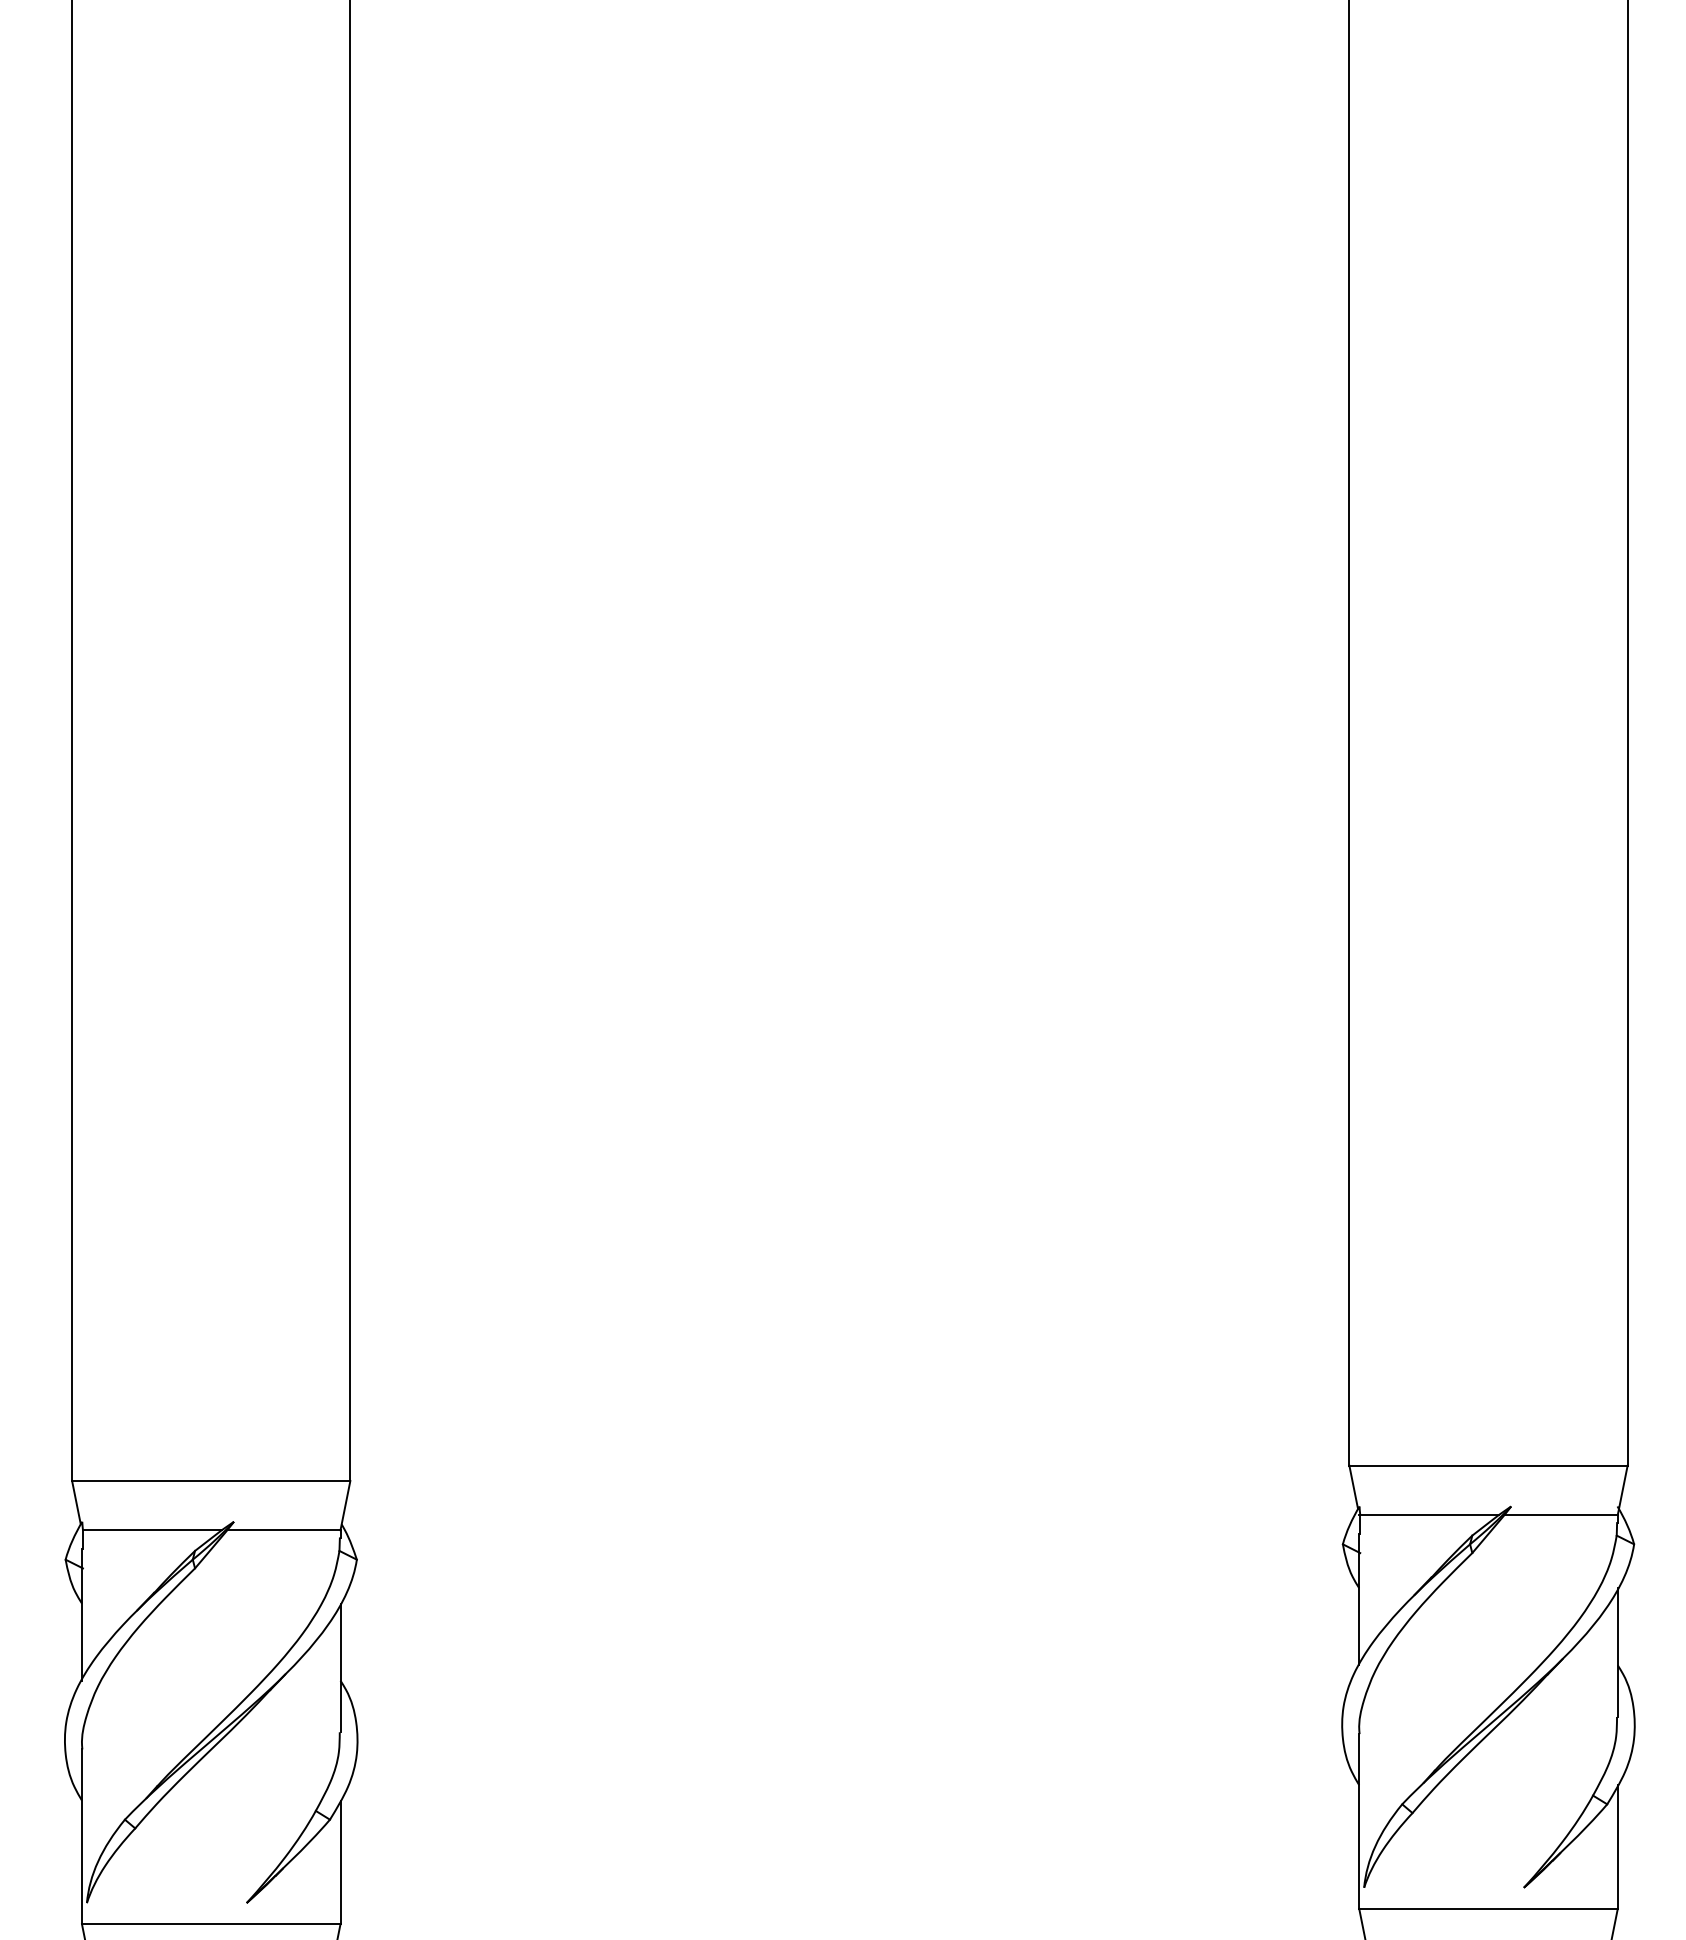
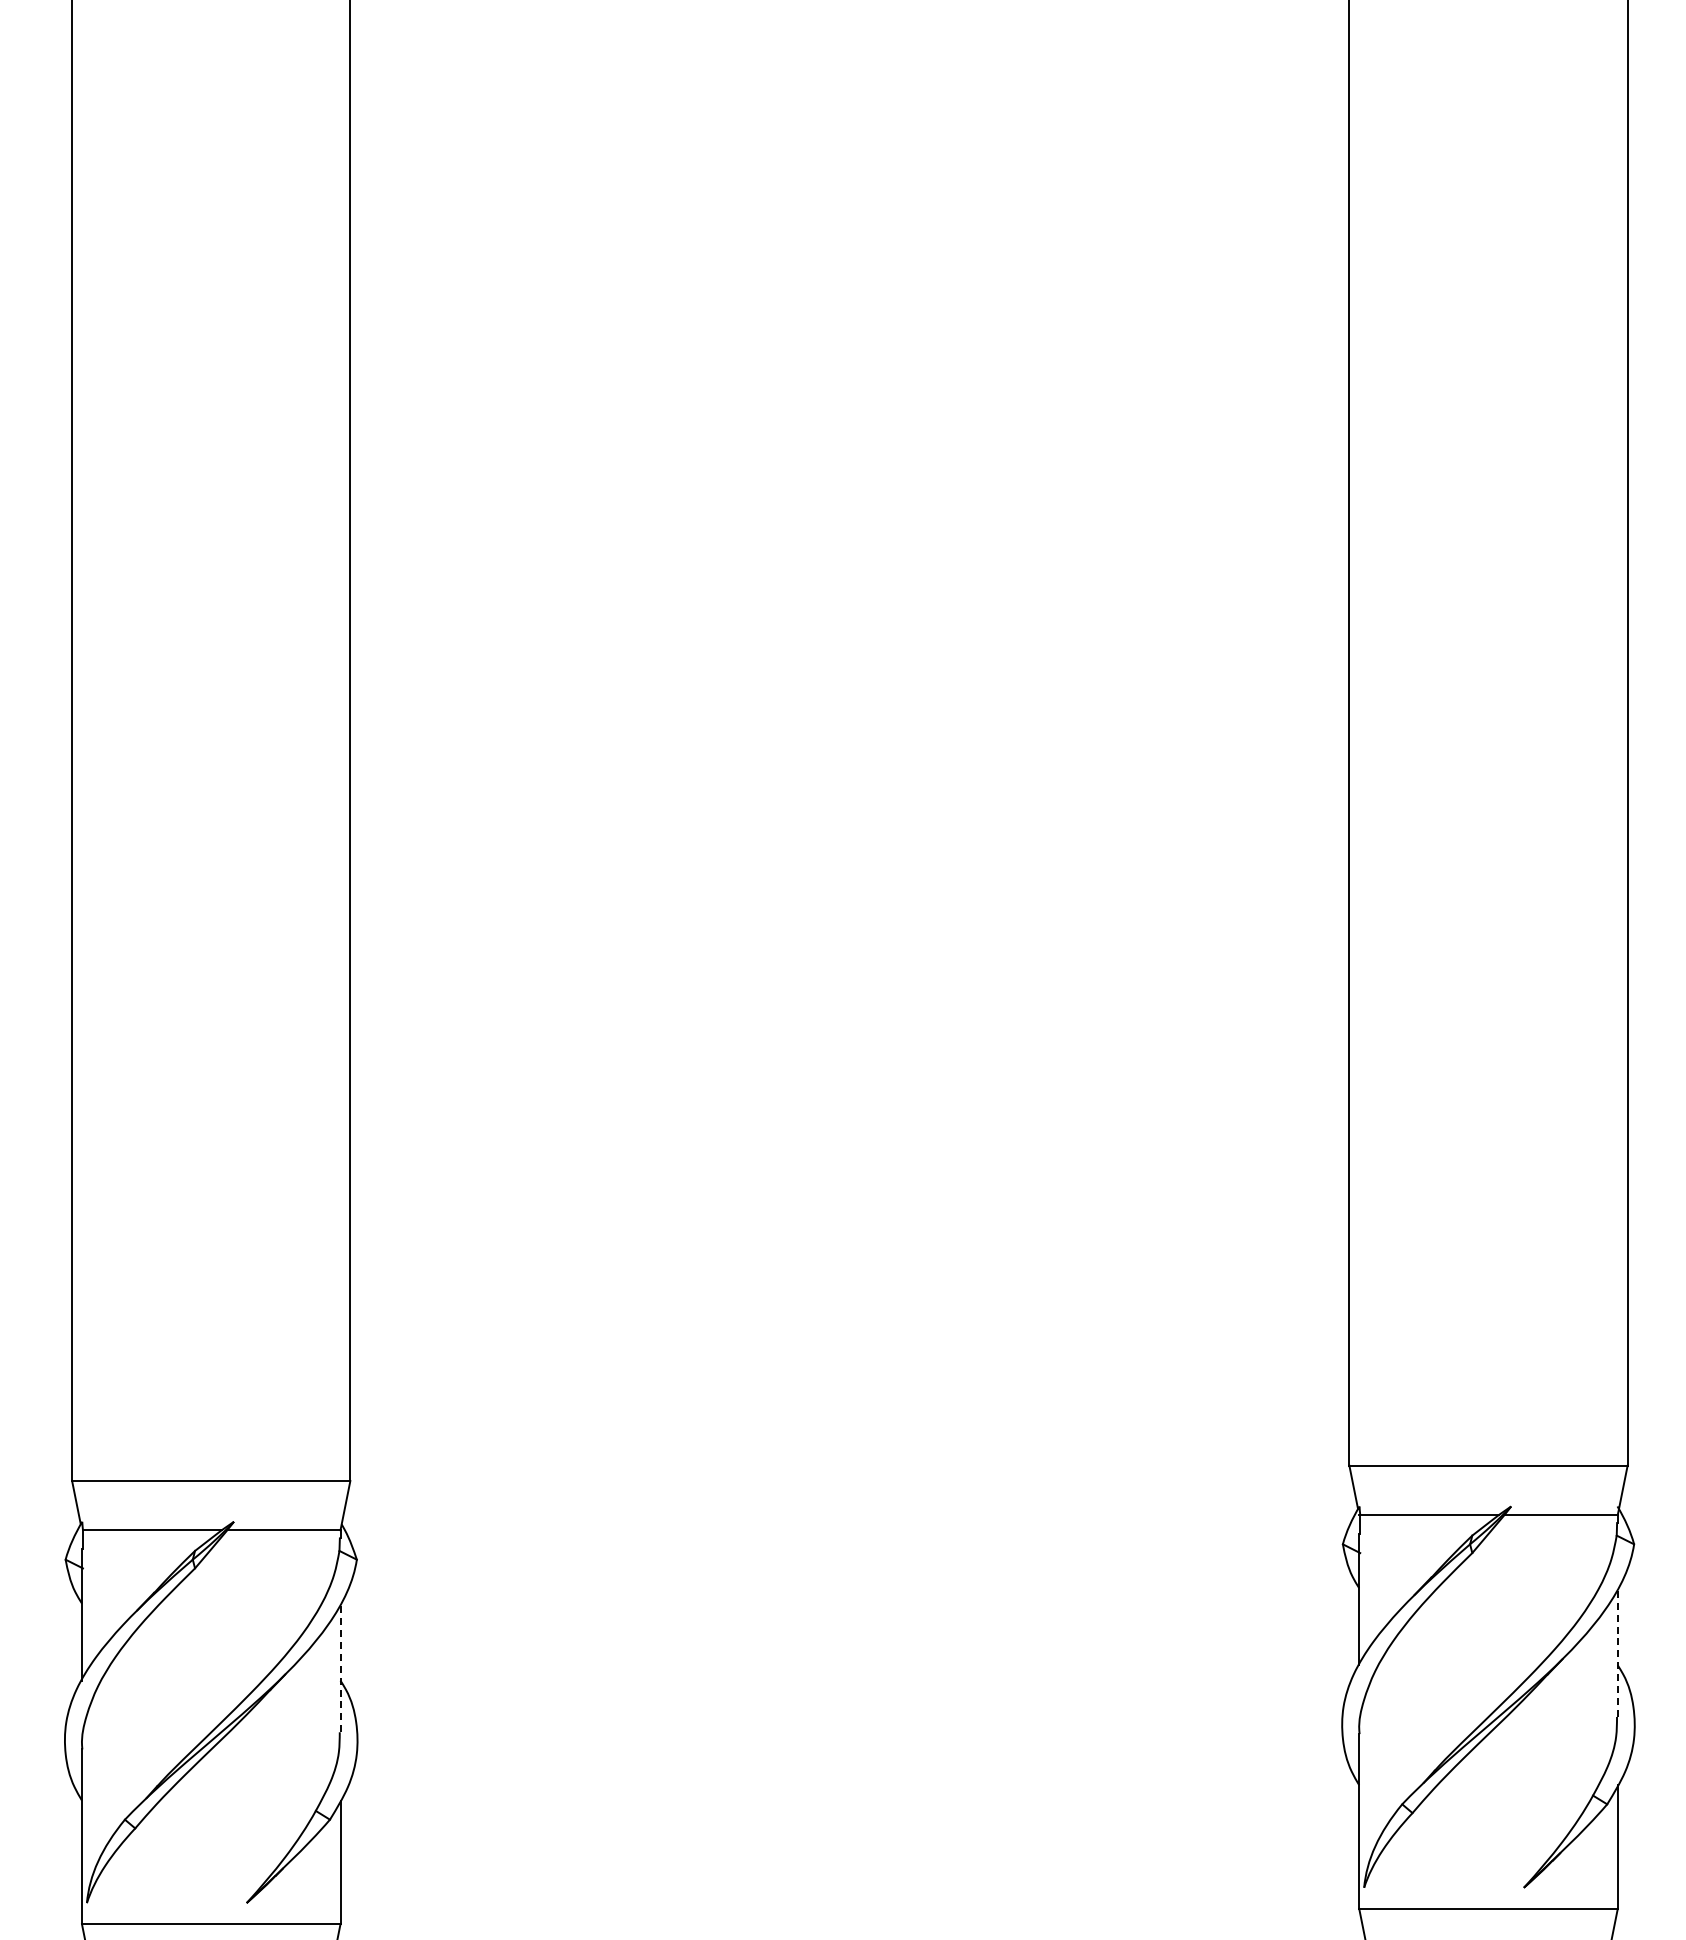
line: solid -> dashed (1617, 1652)
line: solid -> dashed (340, 1667)
